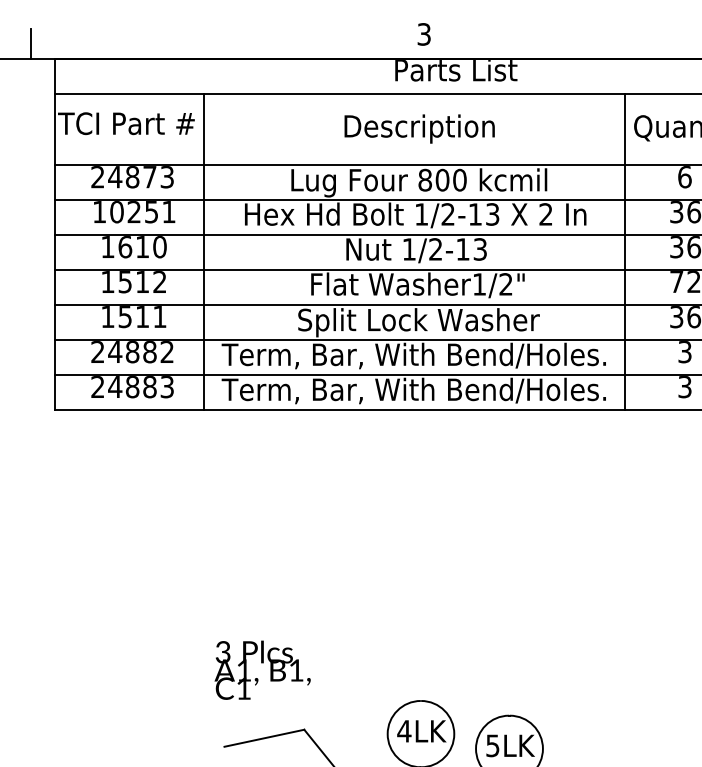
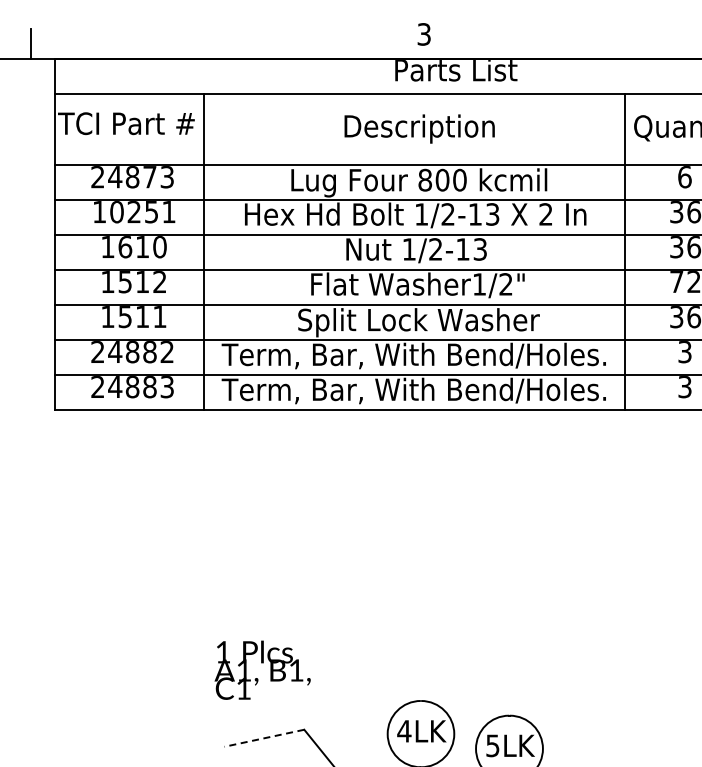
text: 3 -> 1 (222, 652)
line: solid -> dashed (264, 738)
